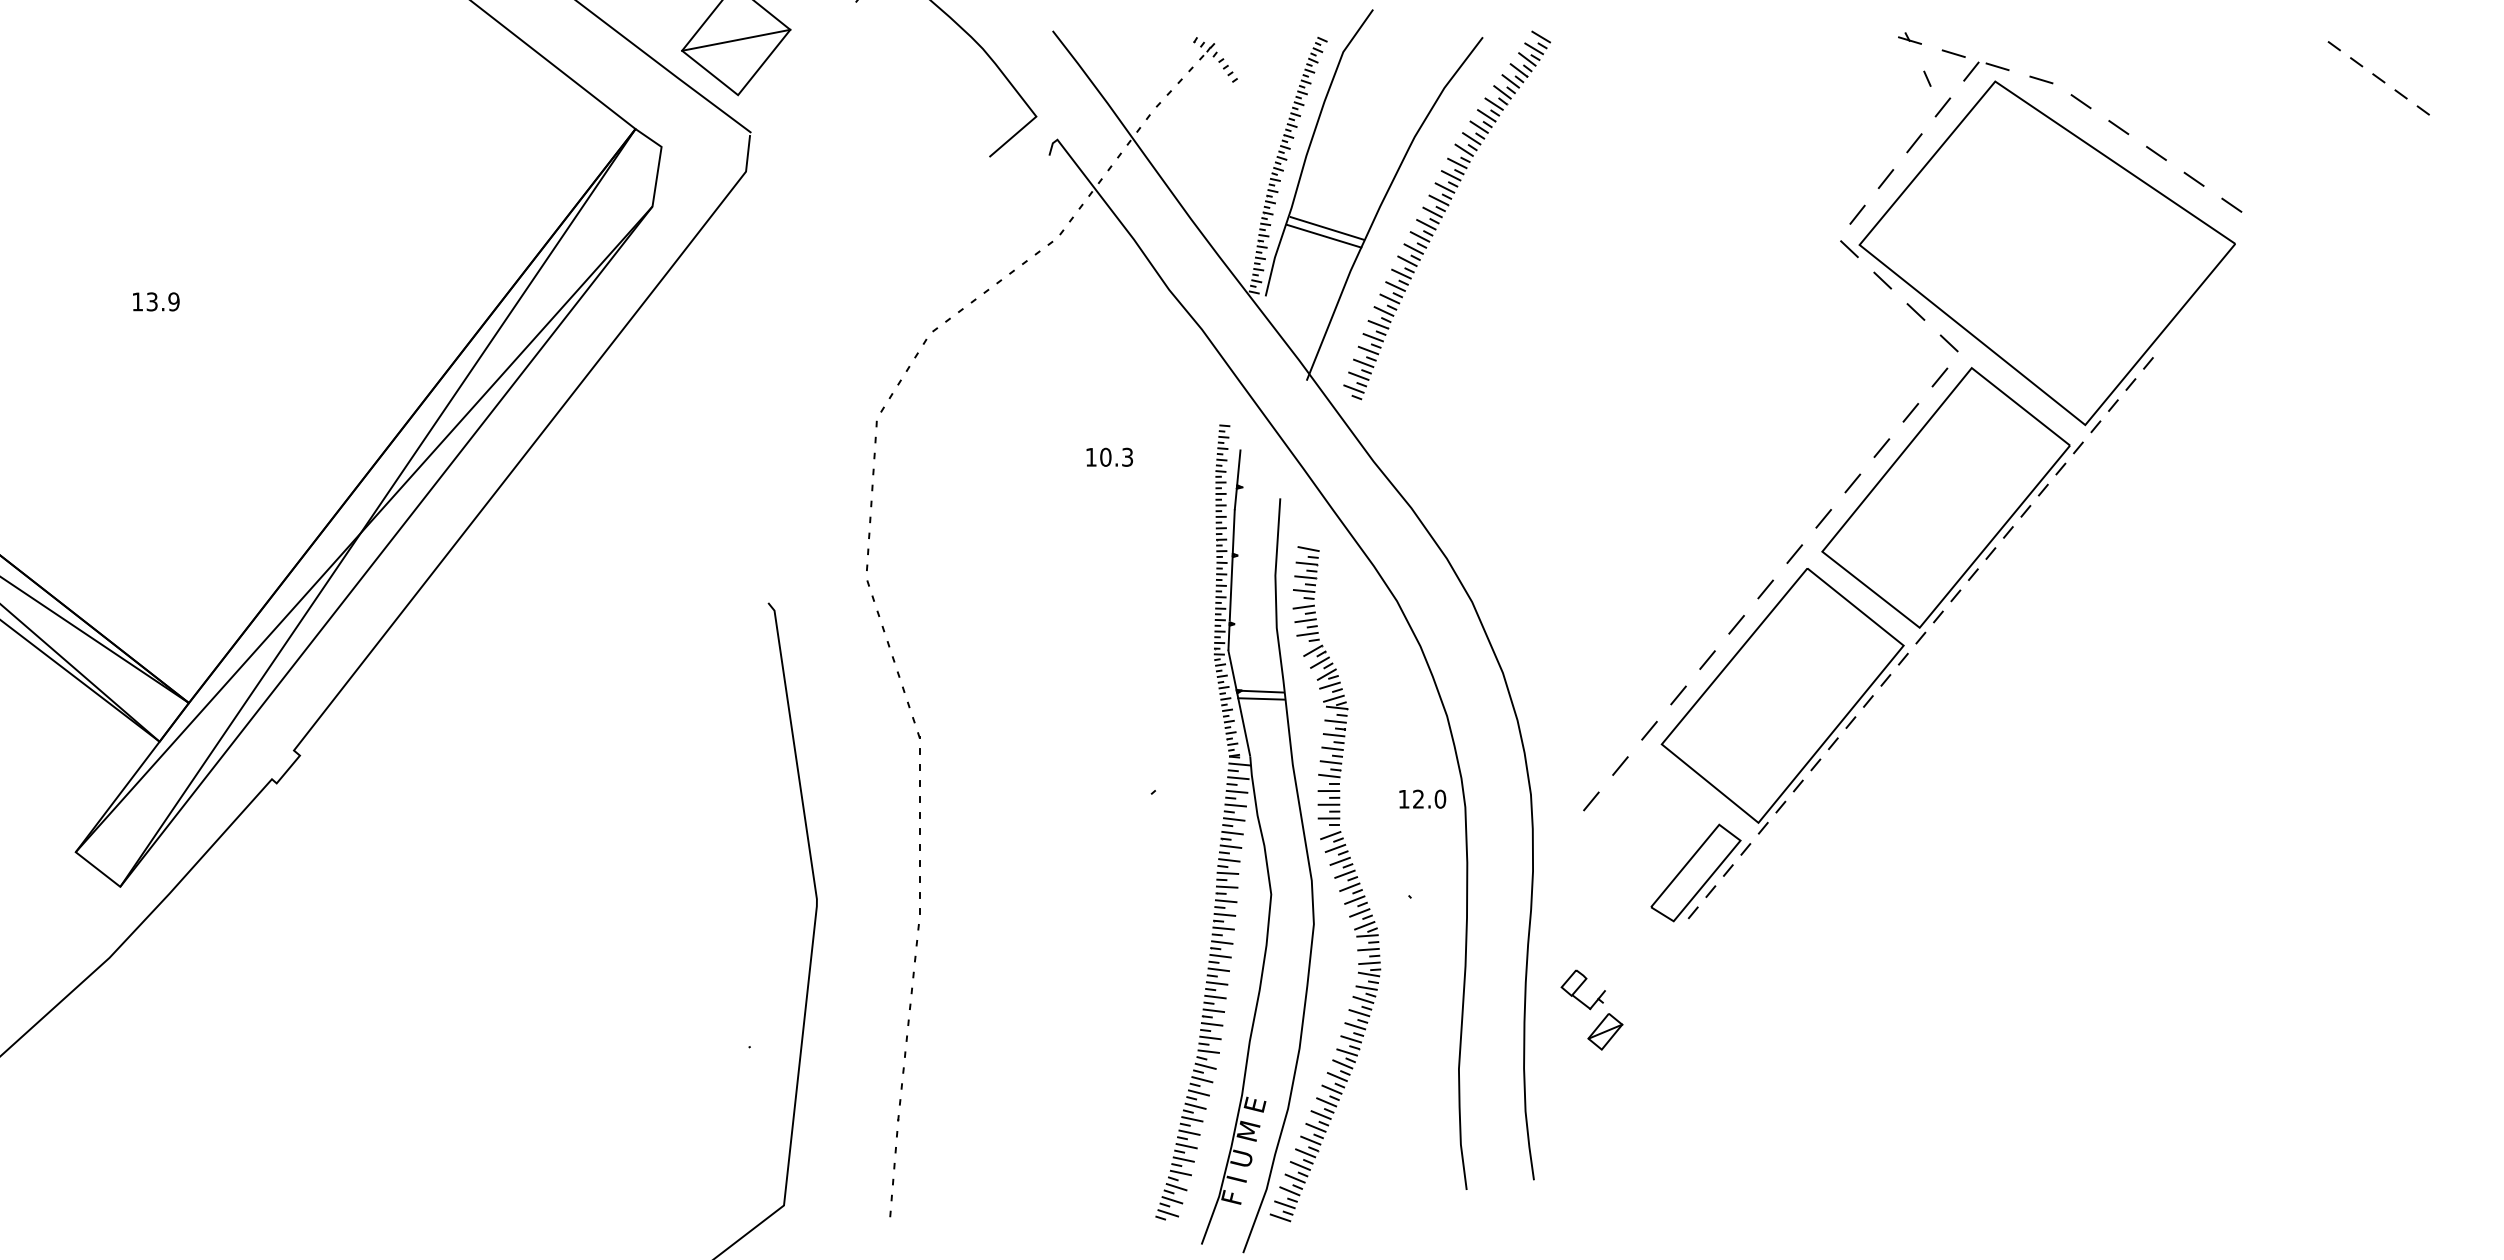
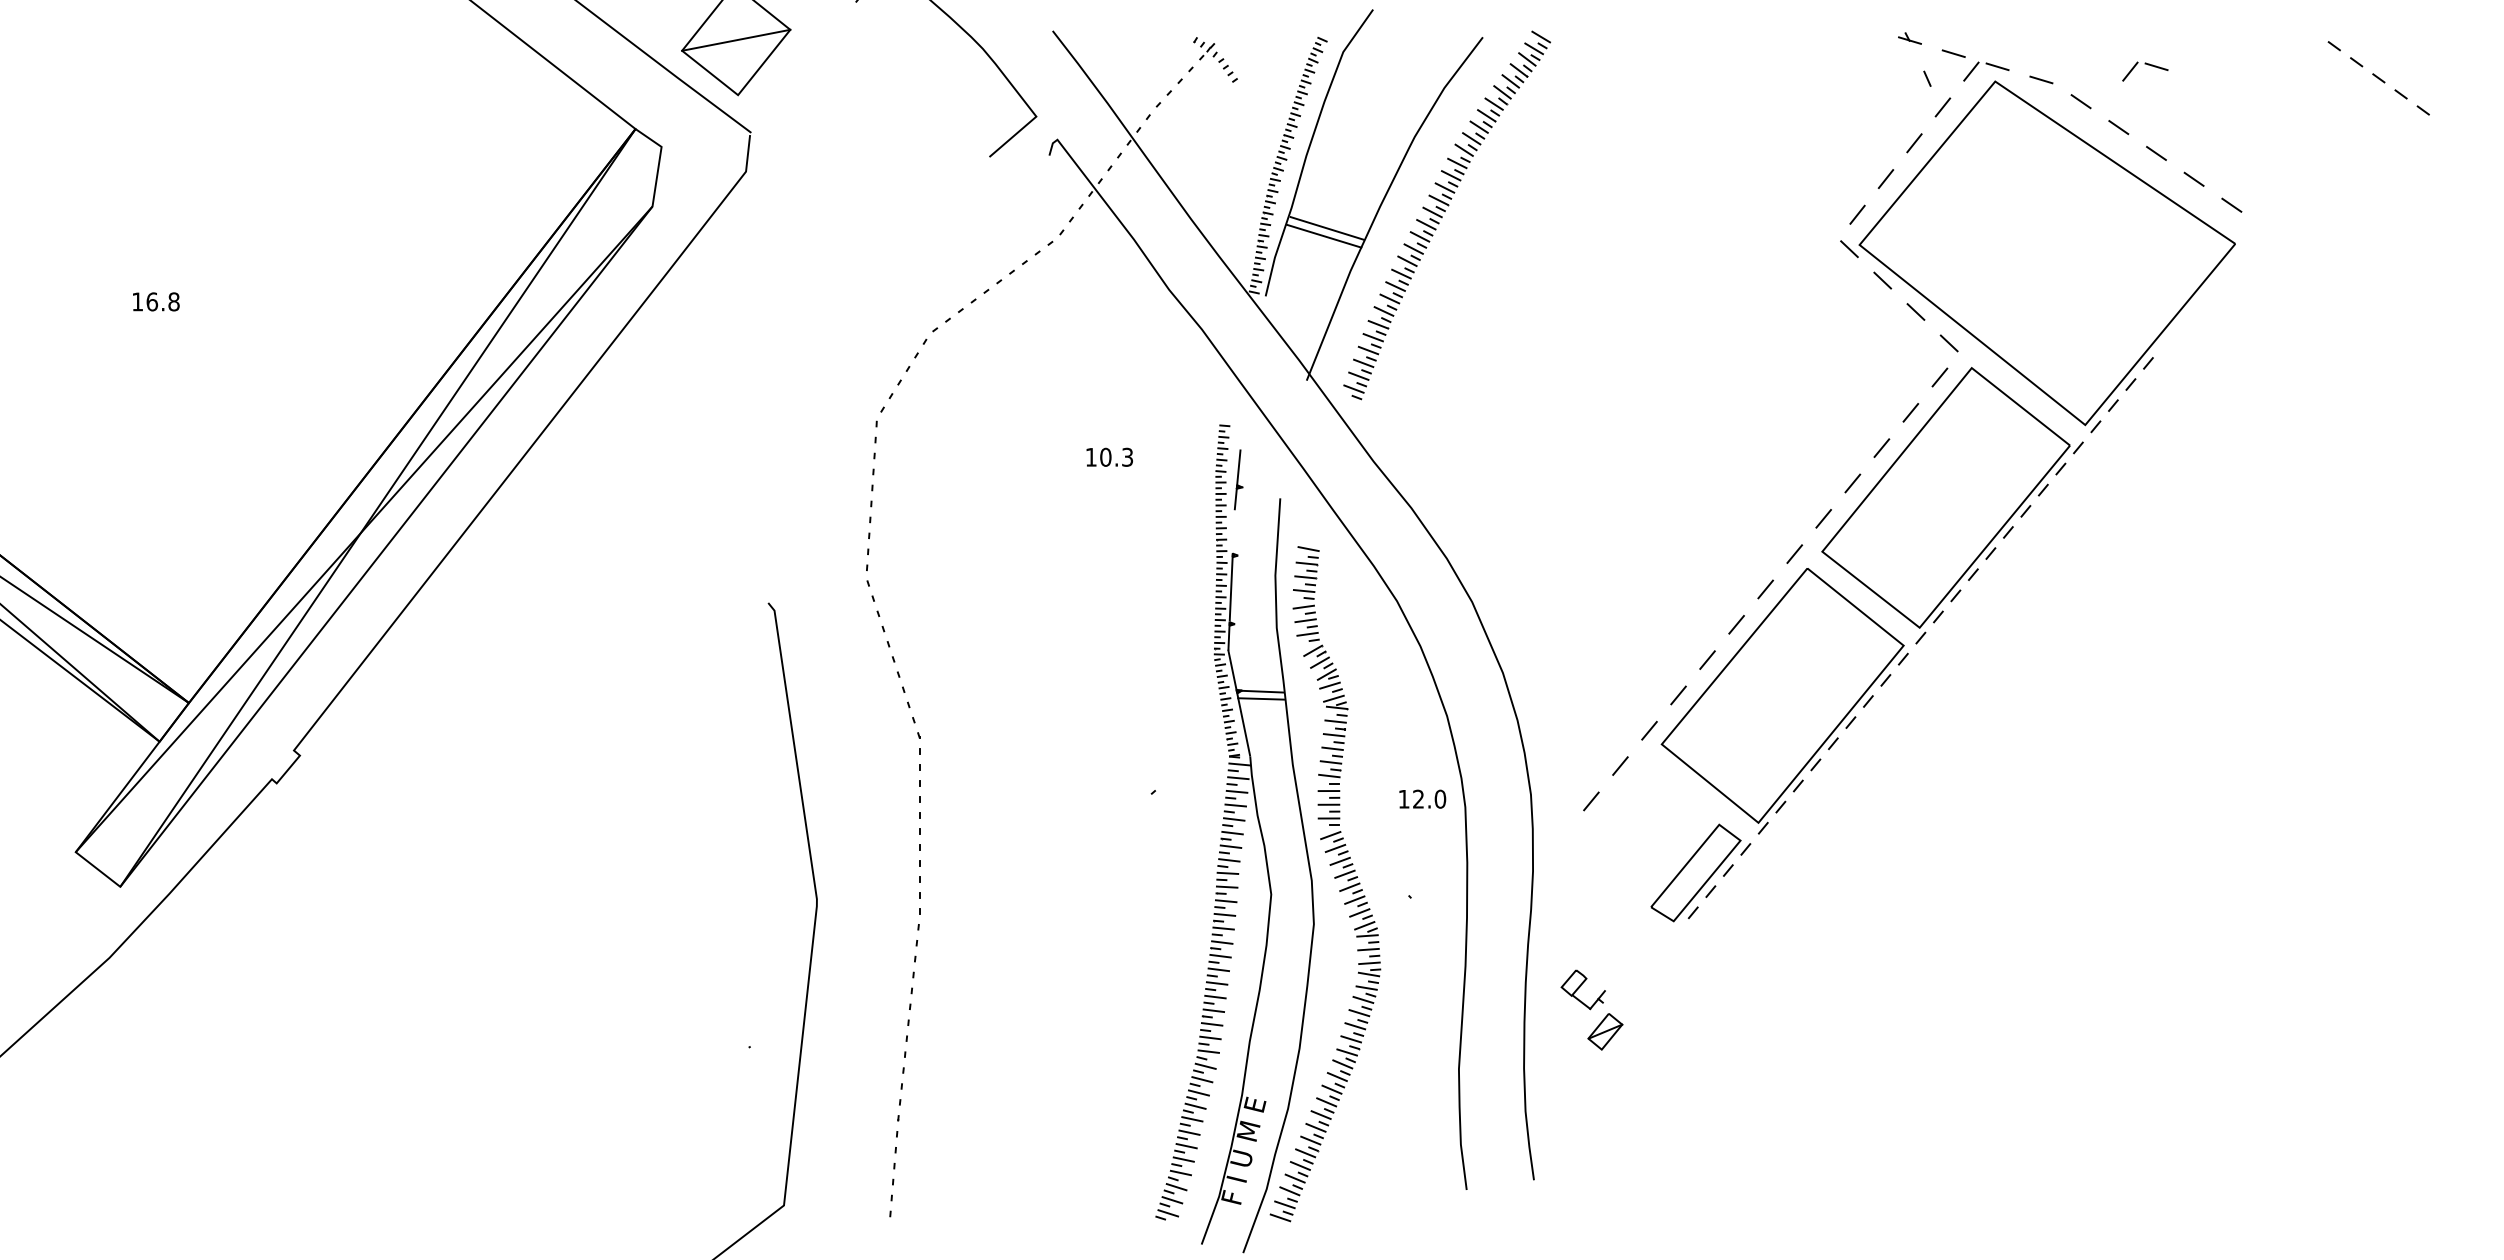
part: none -> present (2148, 65)
text: 13.9 -> 16.8 (162, 301)
line: present -> none (1233, 531)
